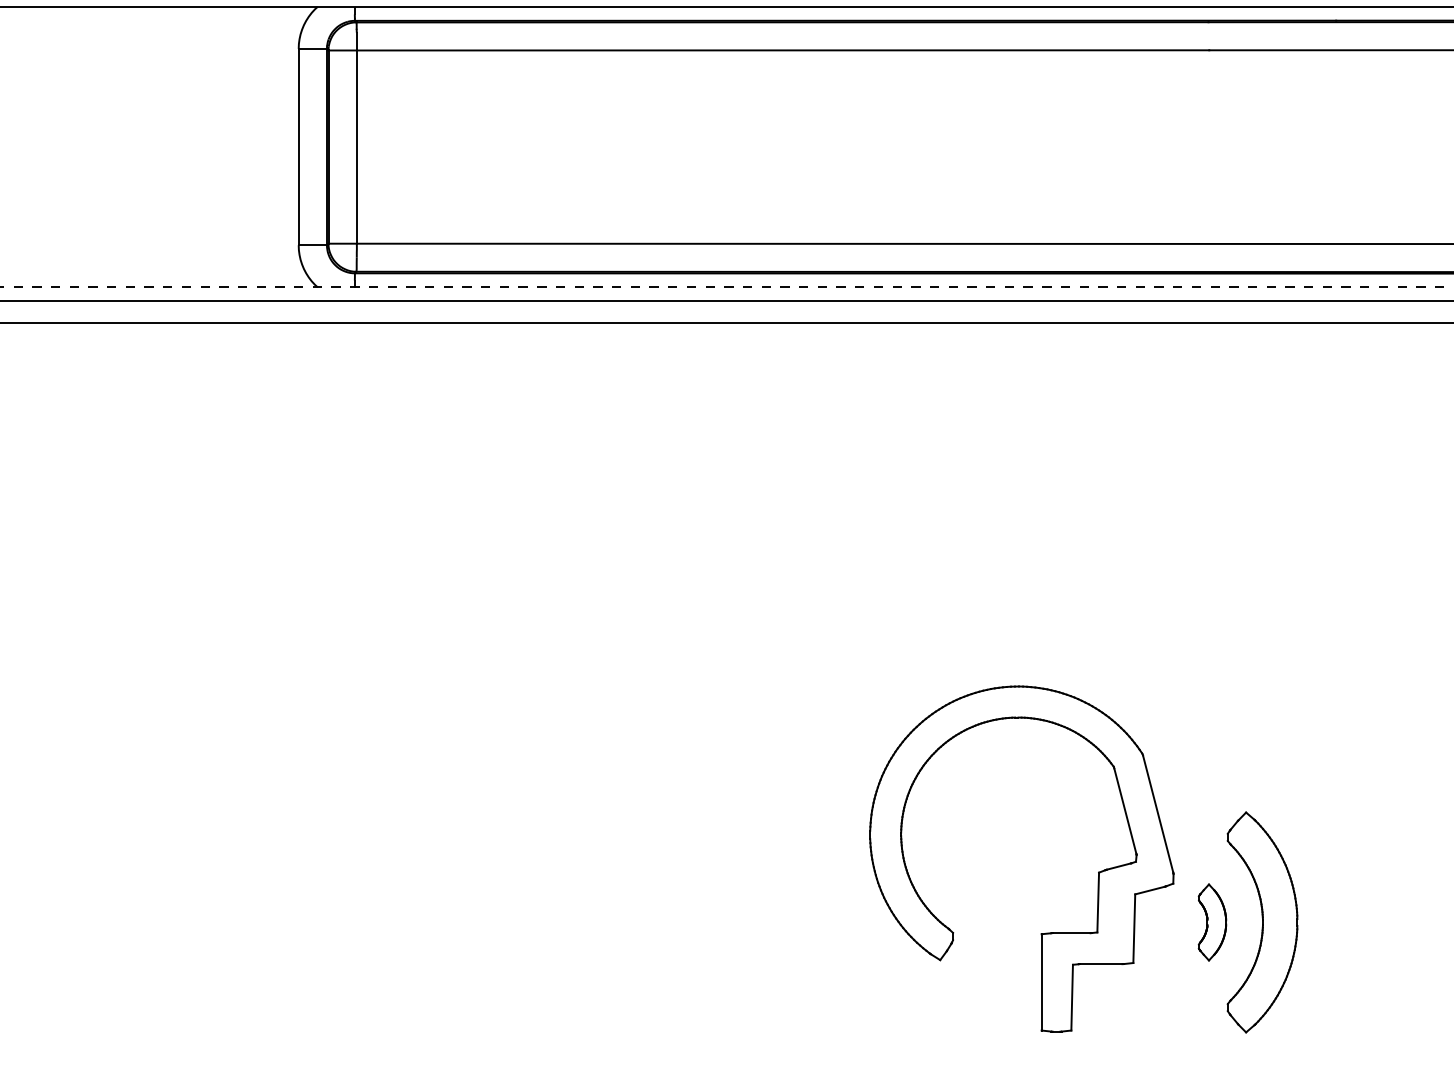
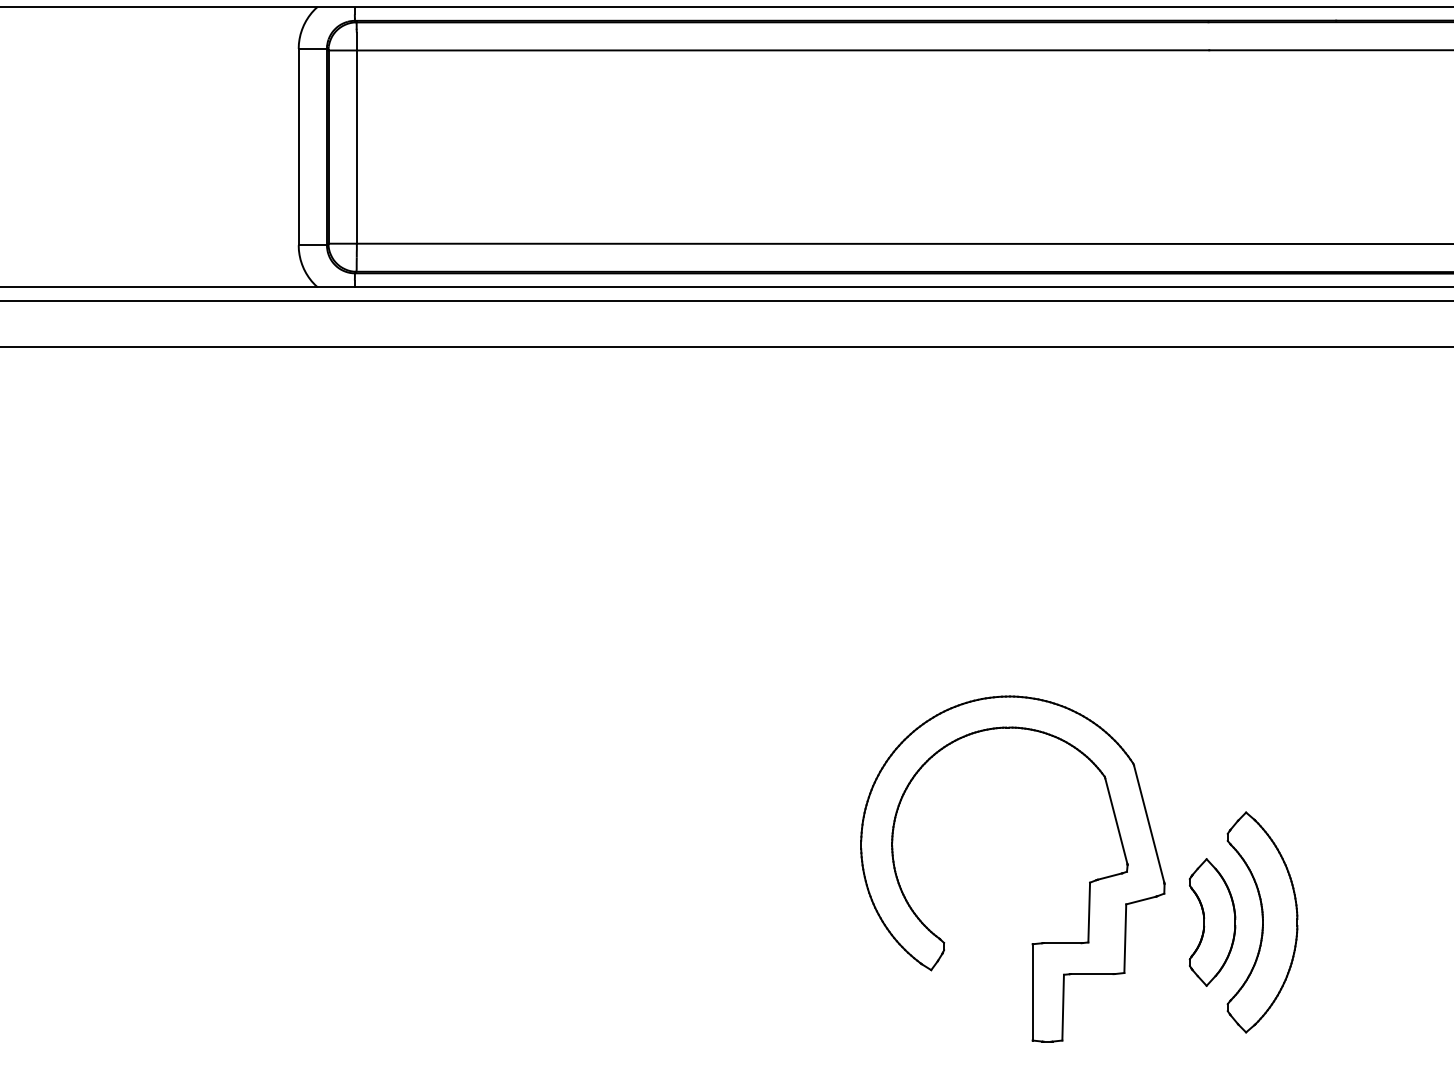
line: dashed -> solid (727, 287)
line position: (726, 323) -> (726, 347) (726, 347)
part size: 31x79 px -> 49x129 px (1212, 922)
part position: (1040, 933) -> (1031, 943) (1031, 943)
